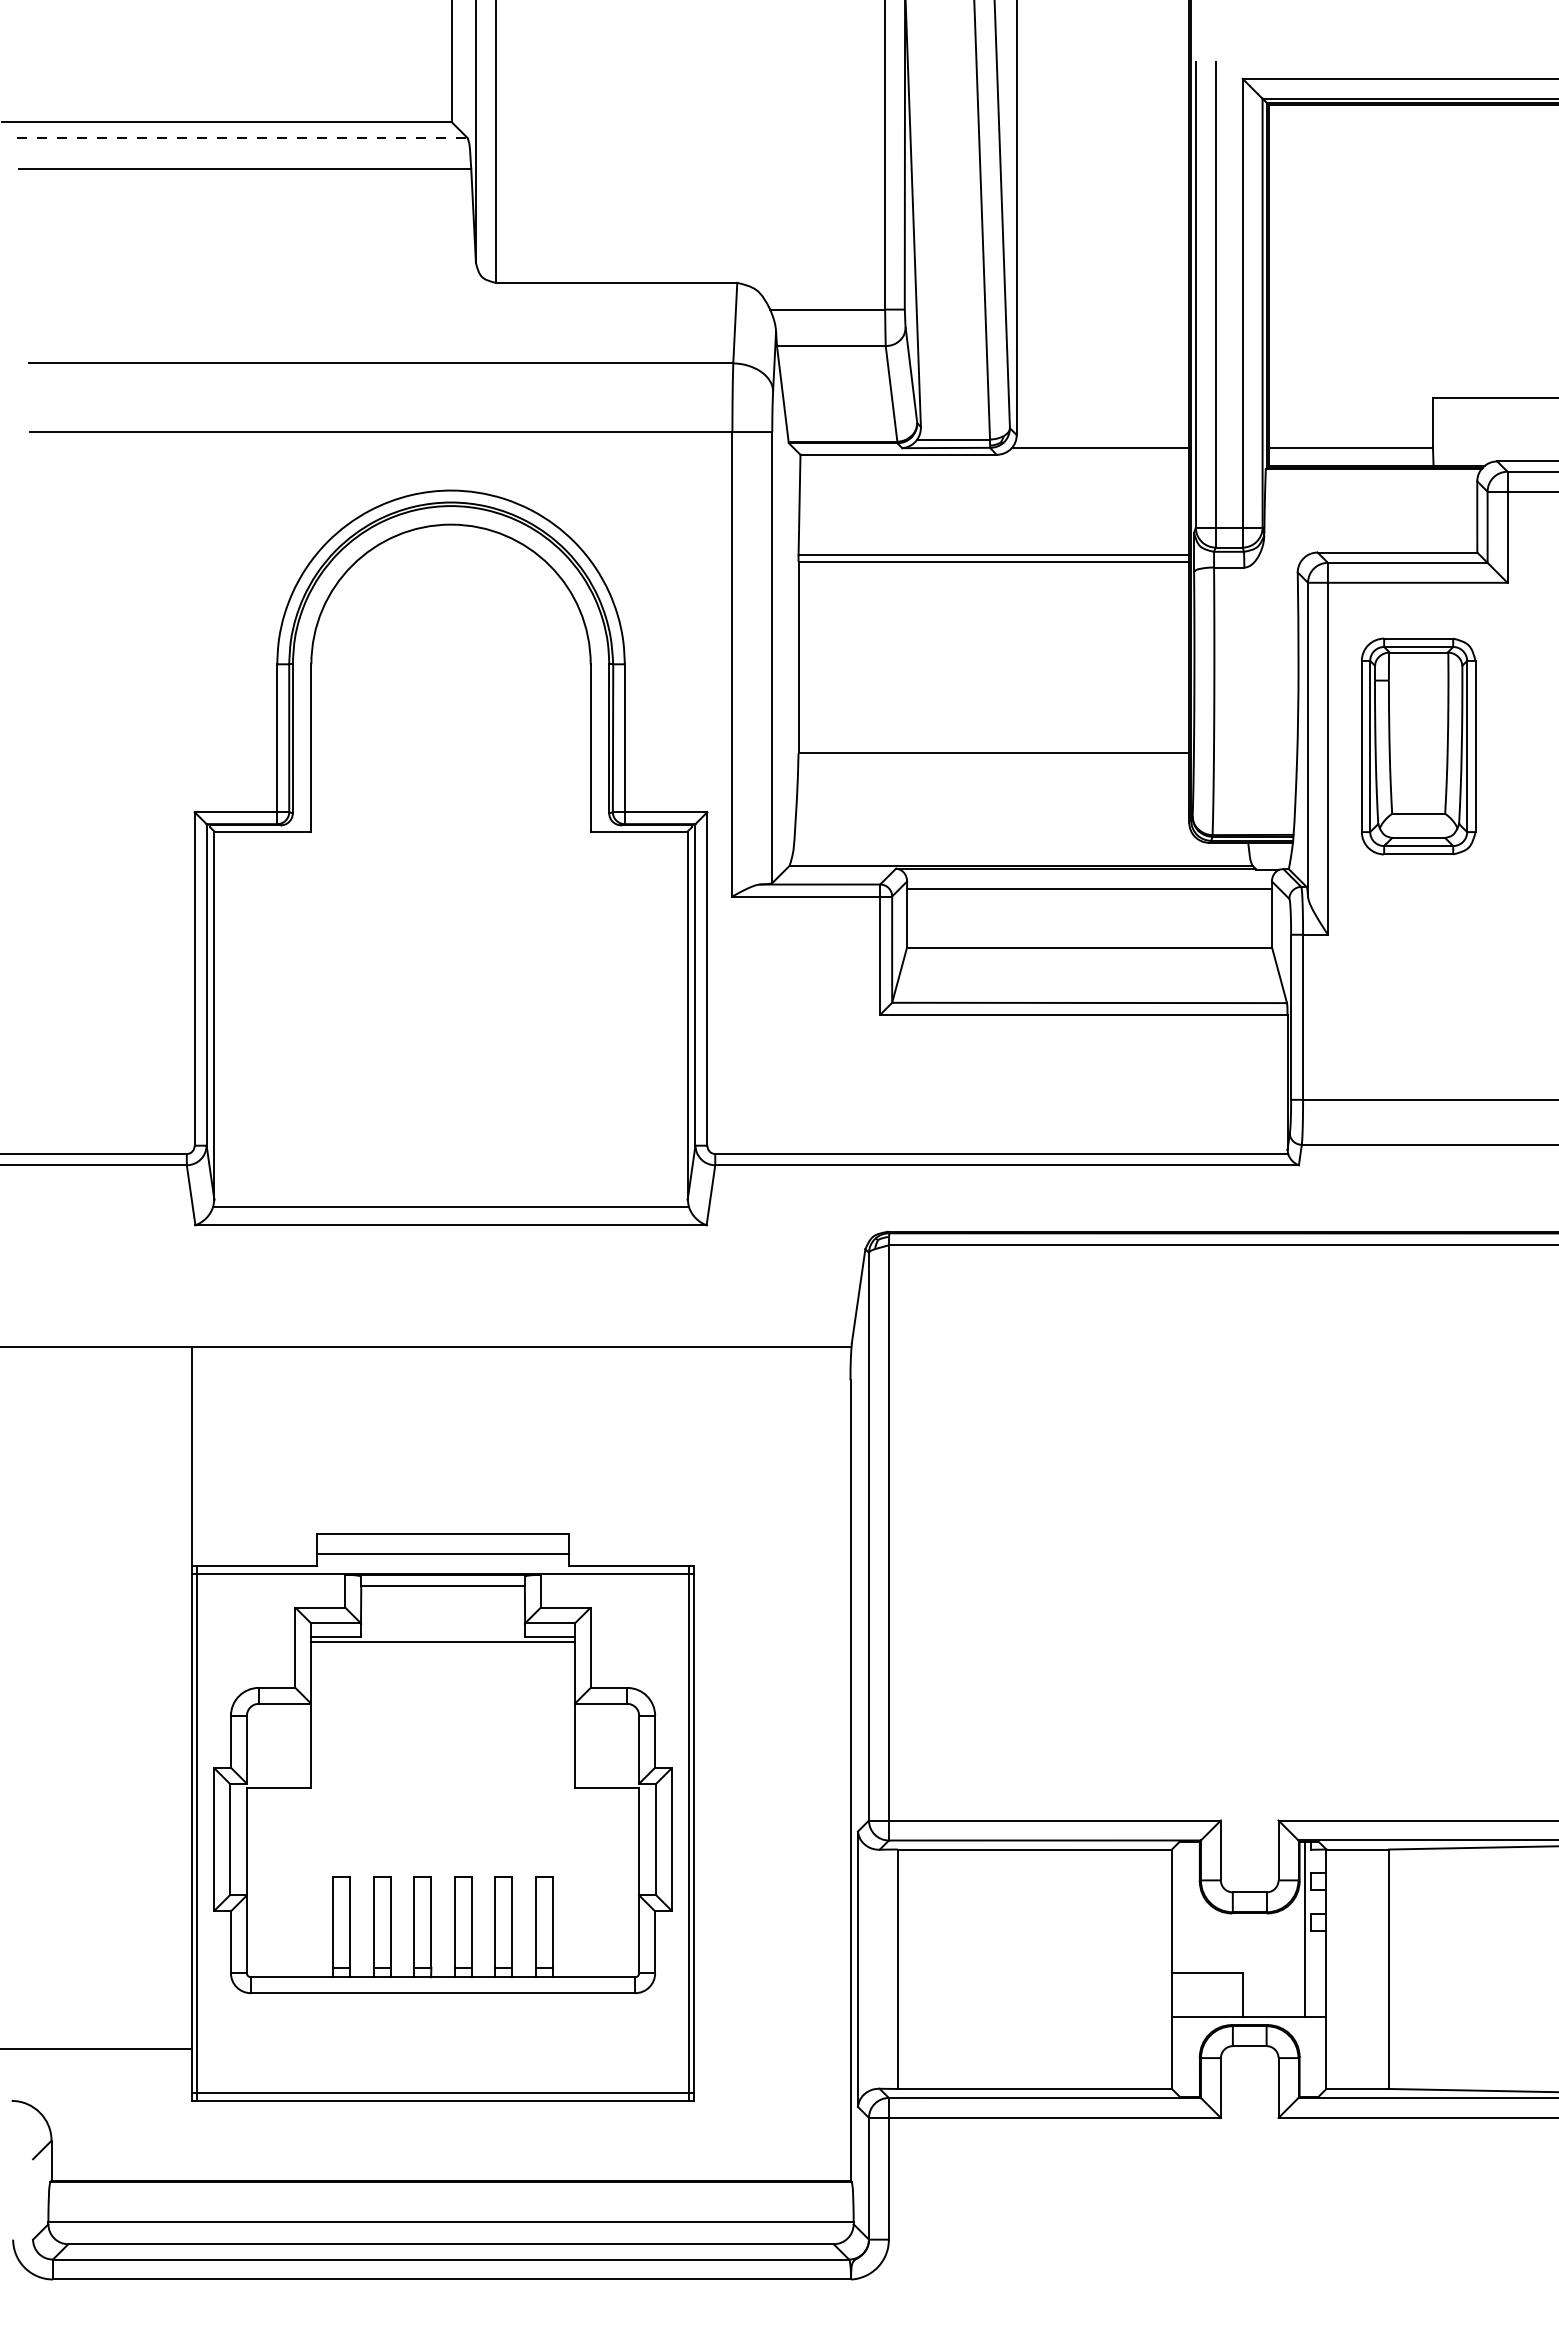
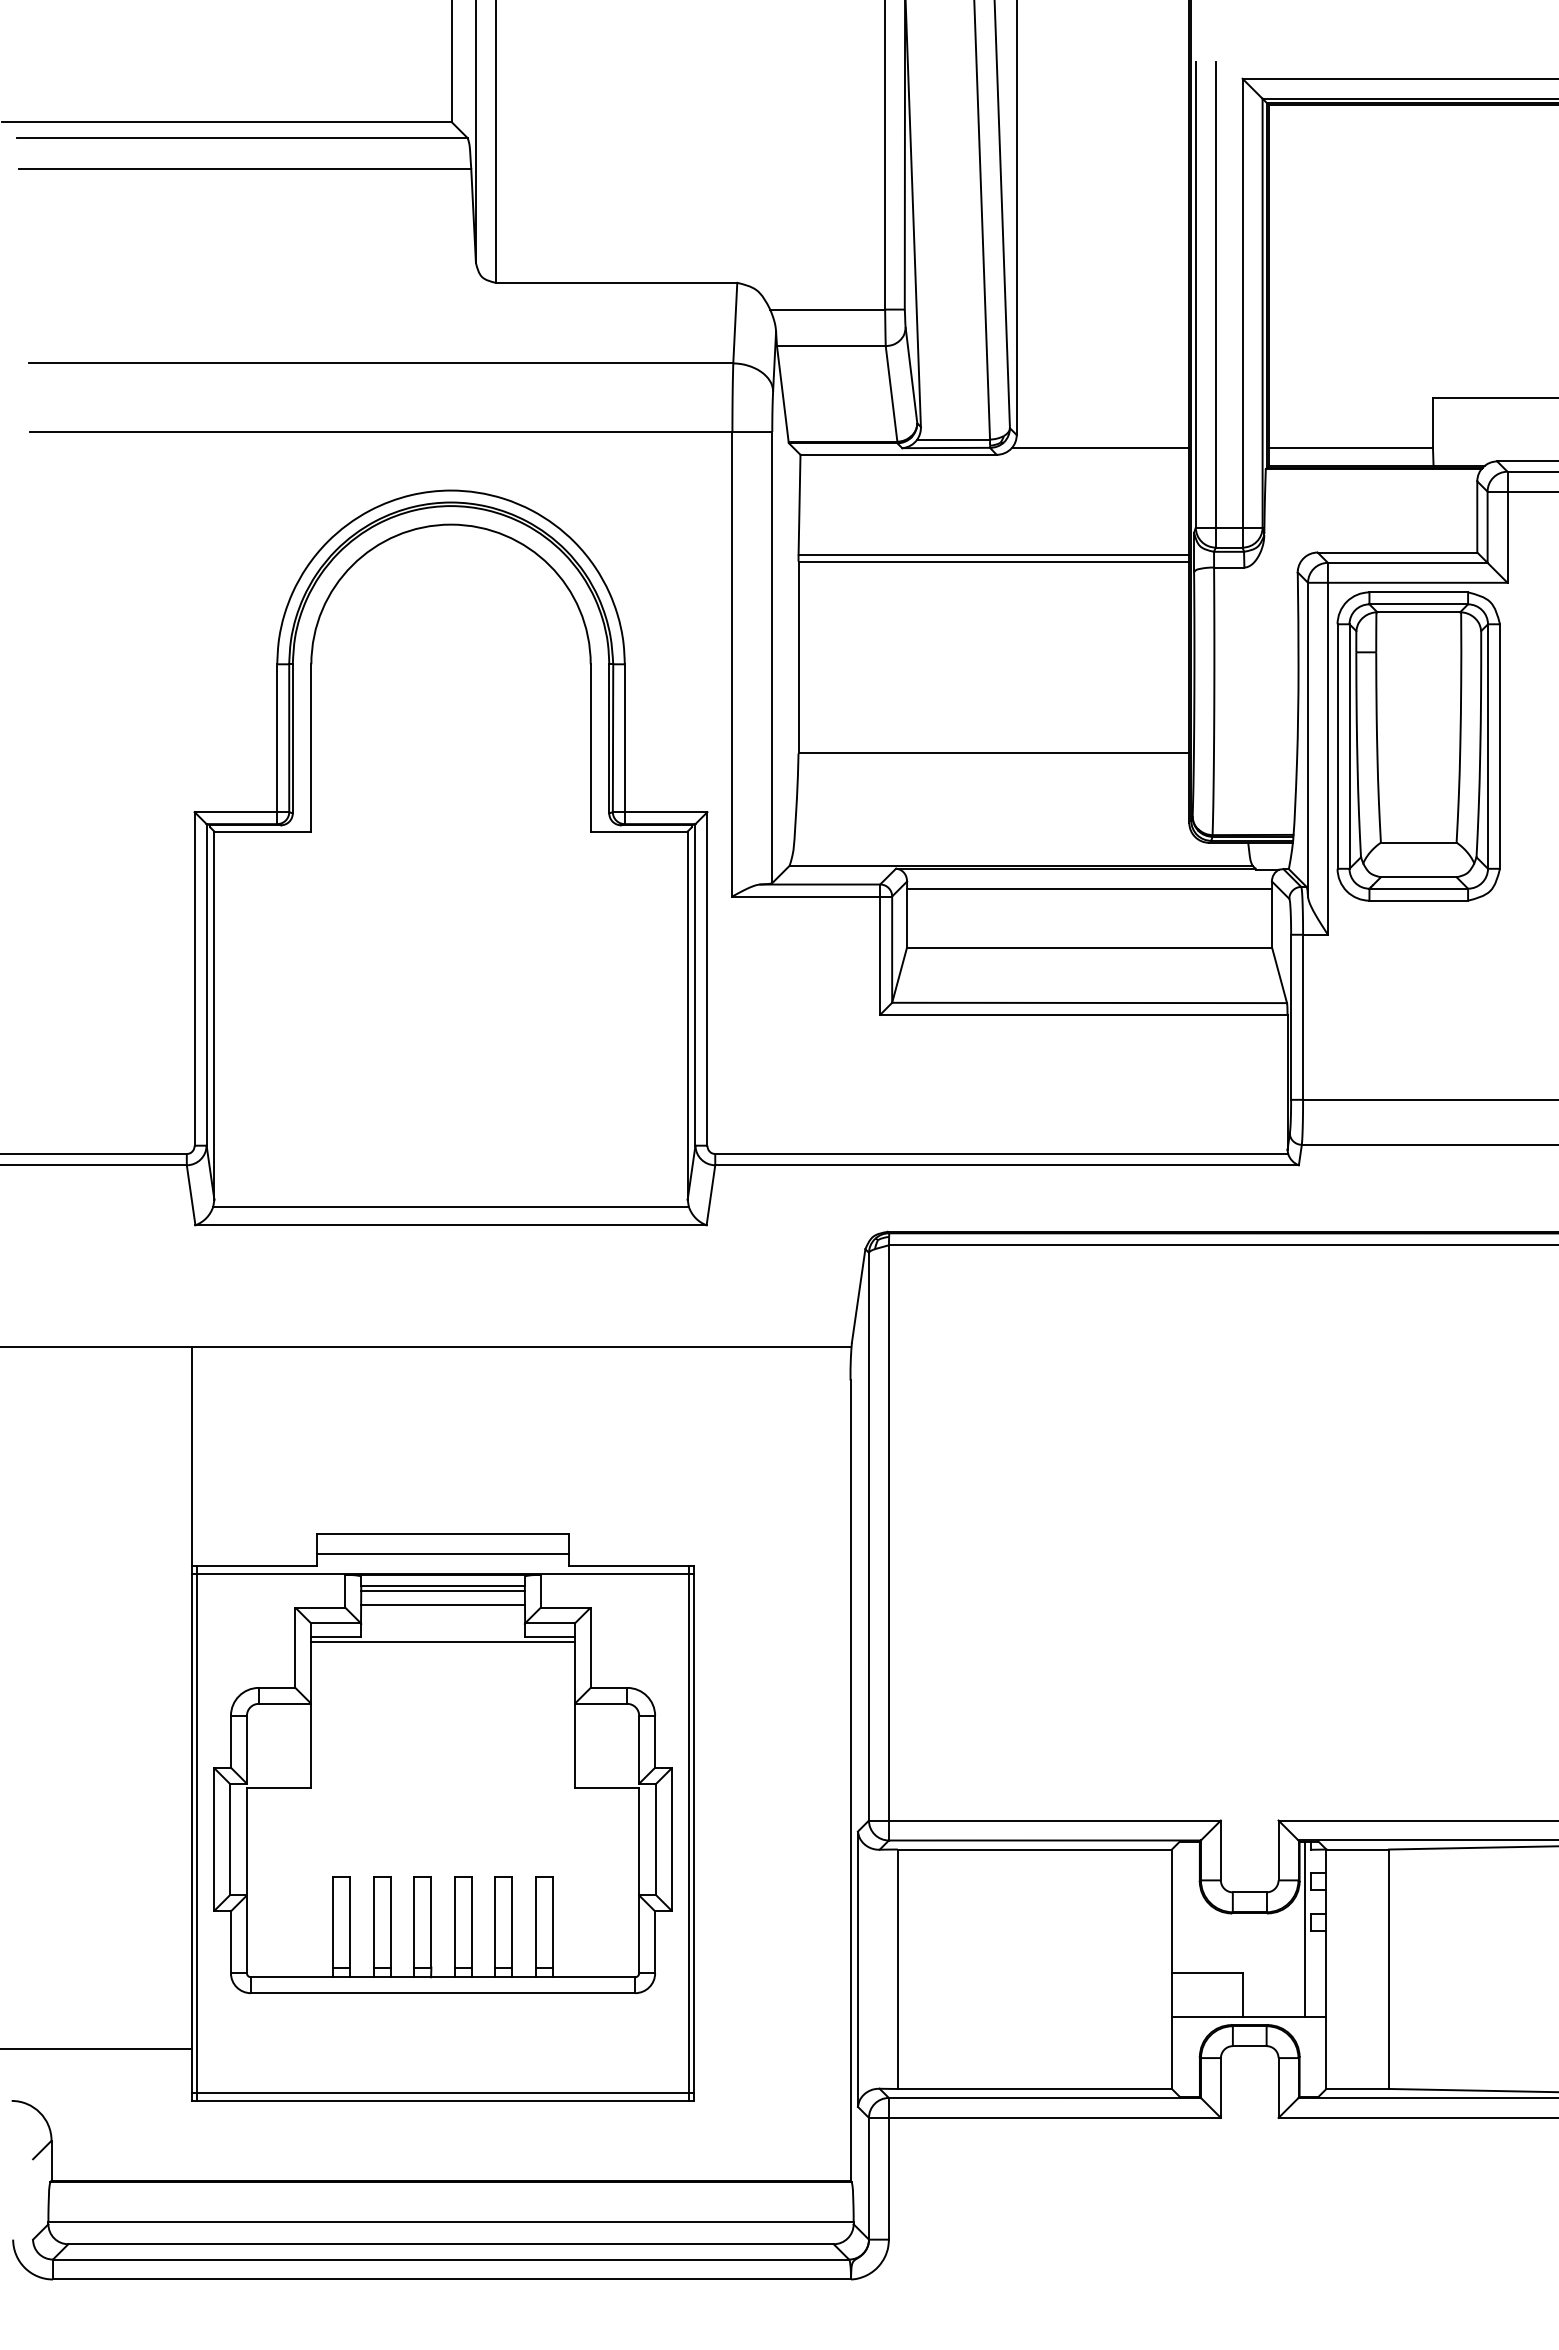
line: dashed -> solid (243, 138)
part size: 116x219 px -> 165x311 px (1418, 746)
line: none -> present (442, 1590)
line: none -> present (442, 1604)
